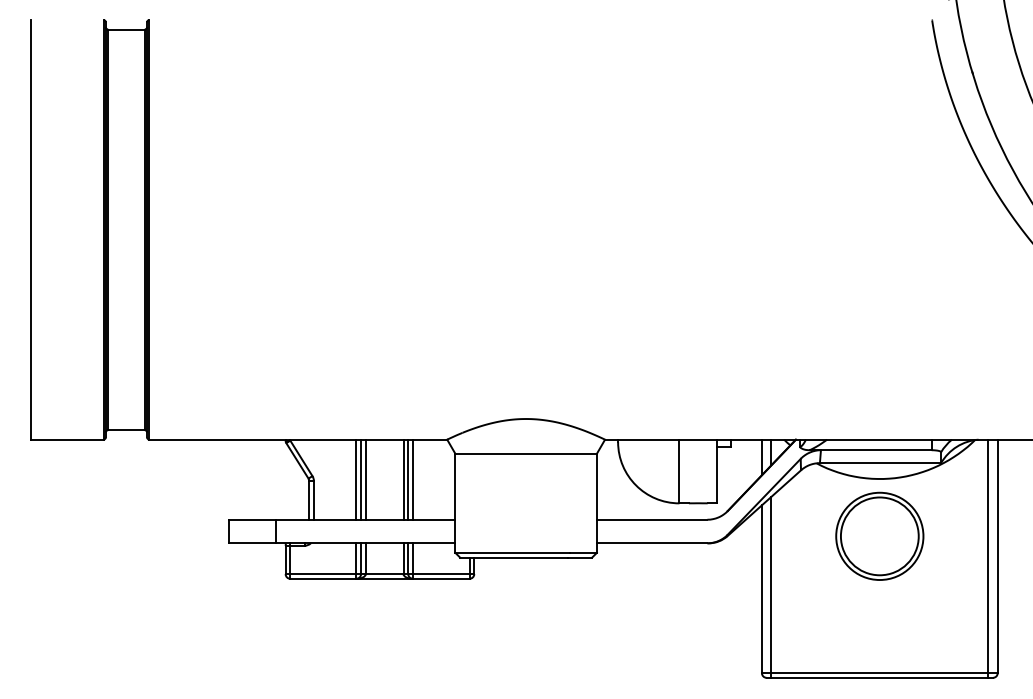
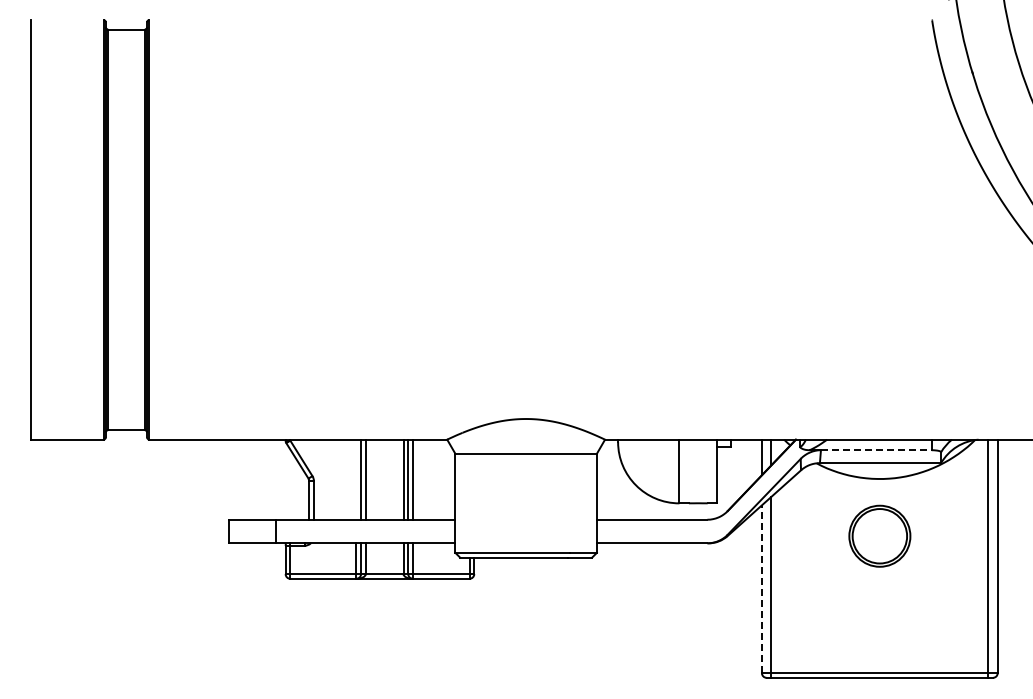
line: solid -> dashed (876, 450)
line: present -> none (356, 479)
part size: 90x90 px -> 64x64 px (879, 535)
line: solid -> dashed (761, 589)
